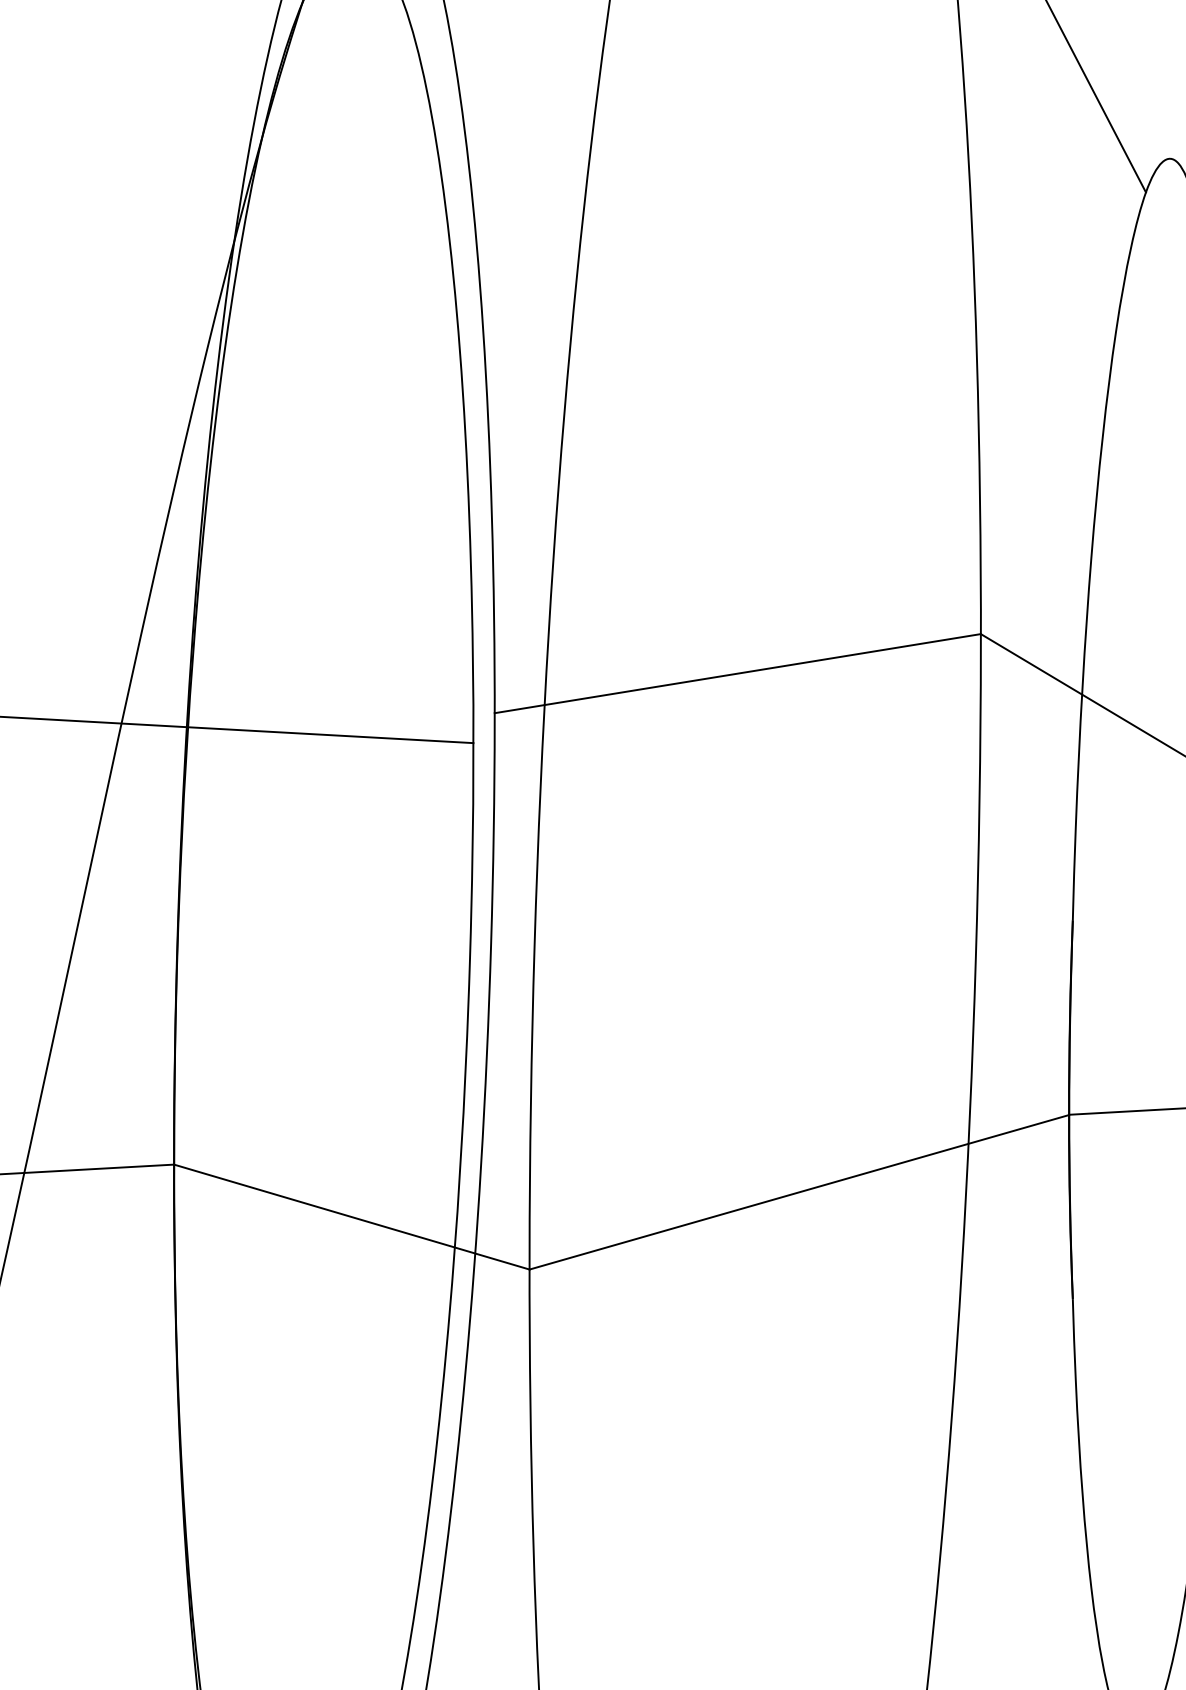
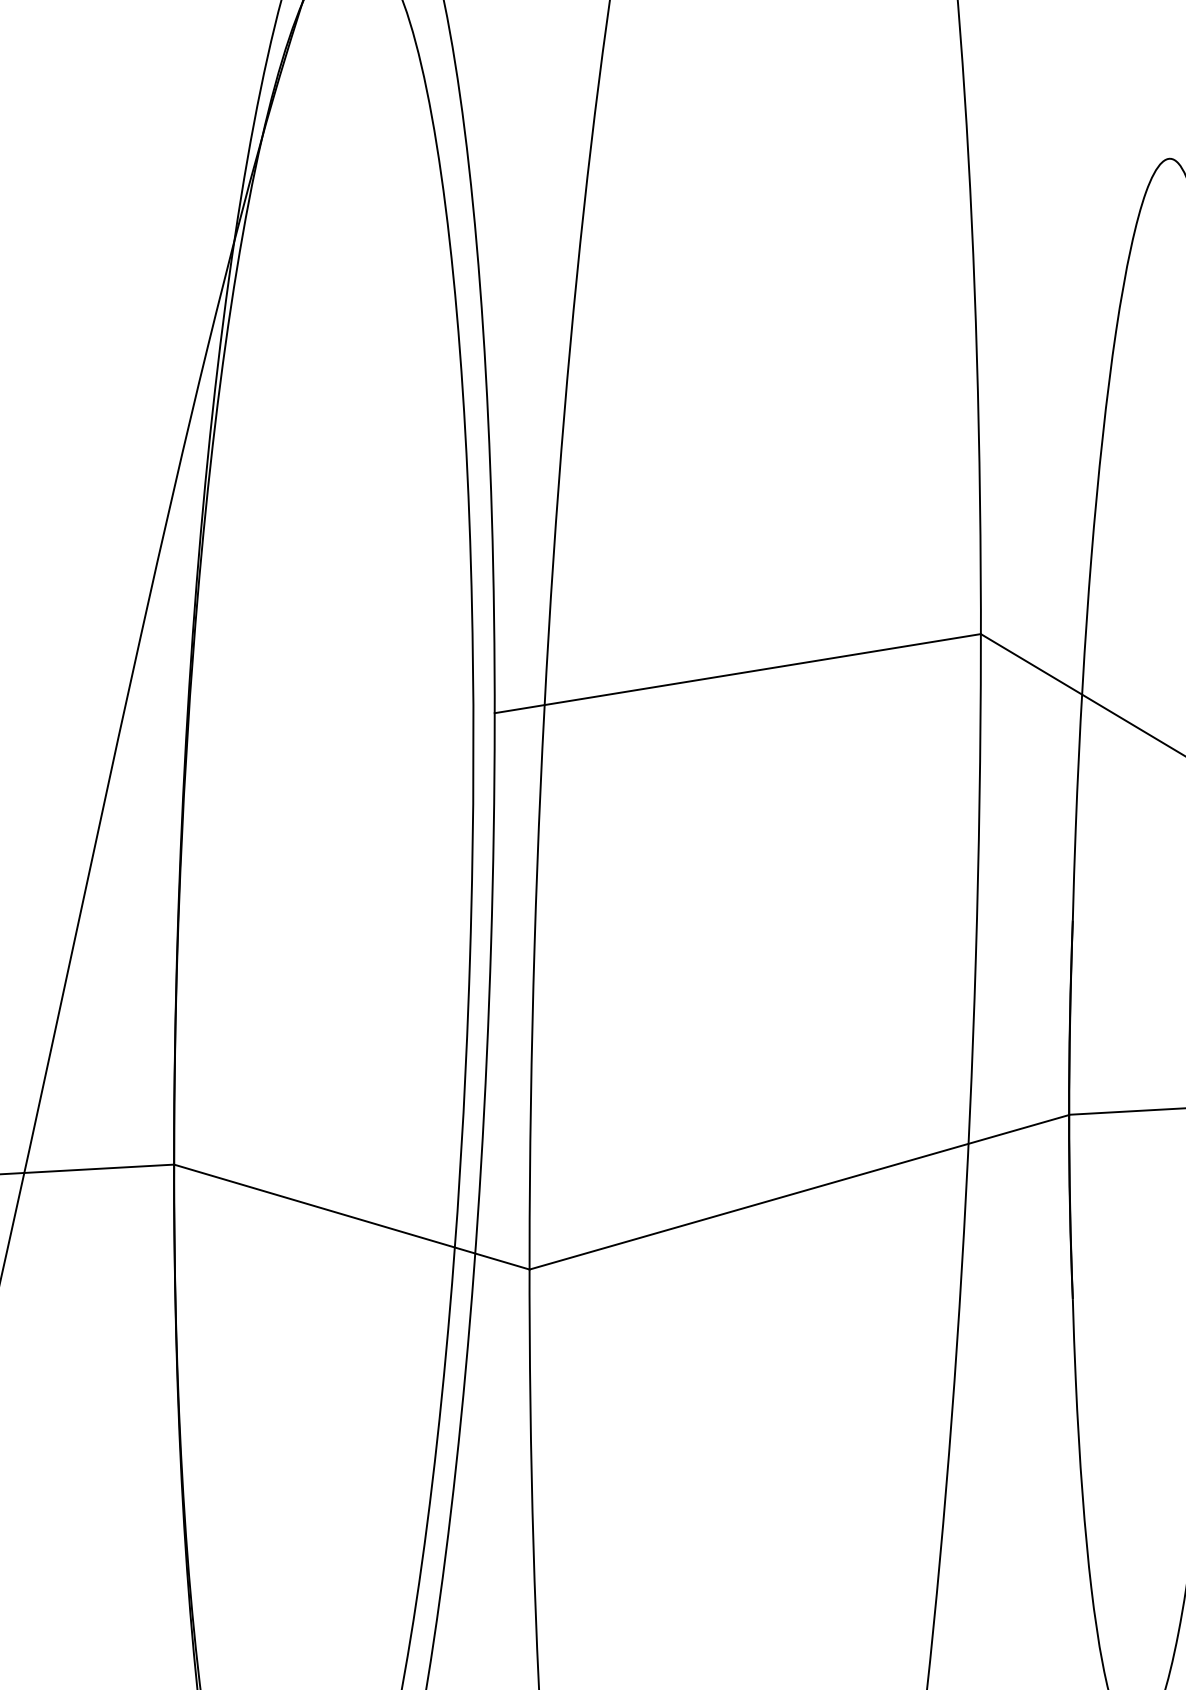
line: present -> none (1096, 97)
line: present -> none (237, 729)
